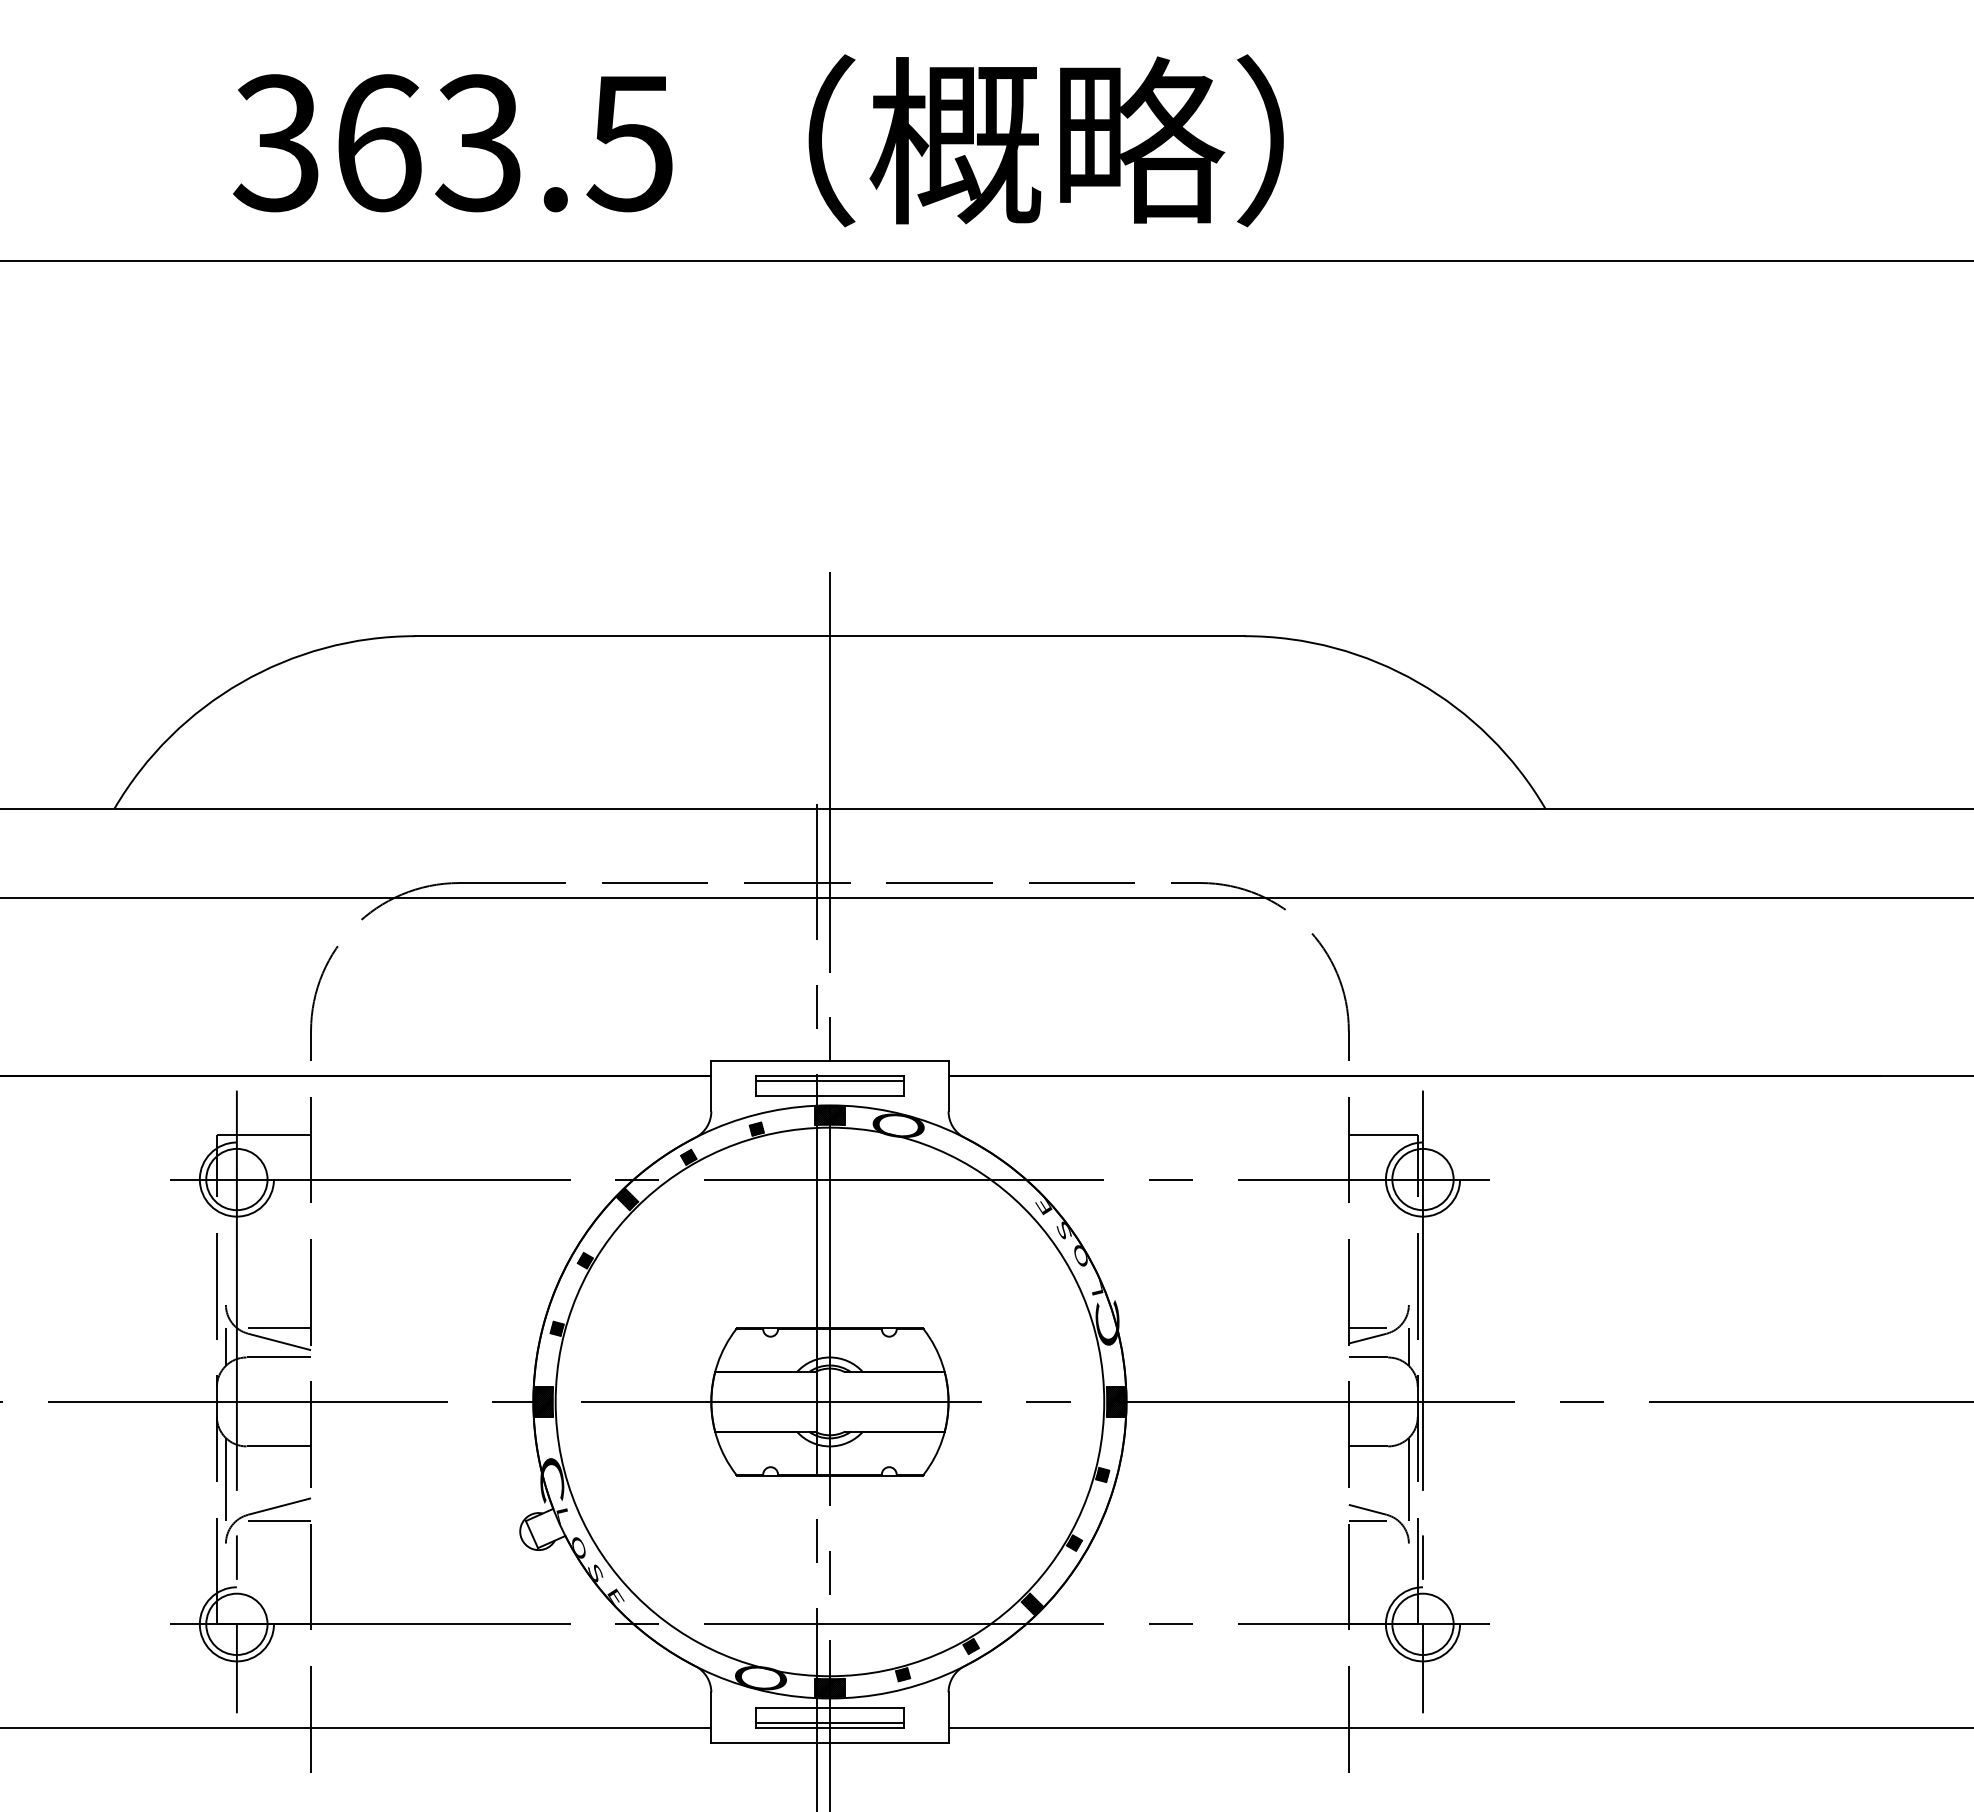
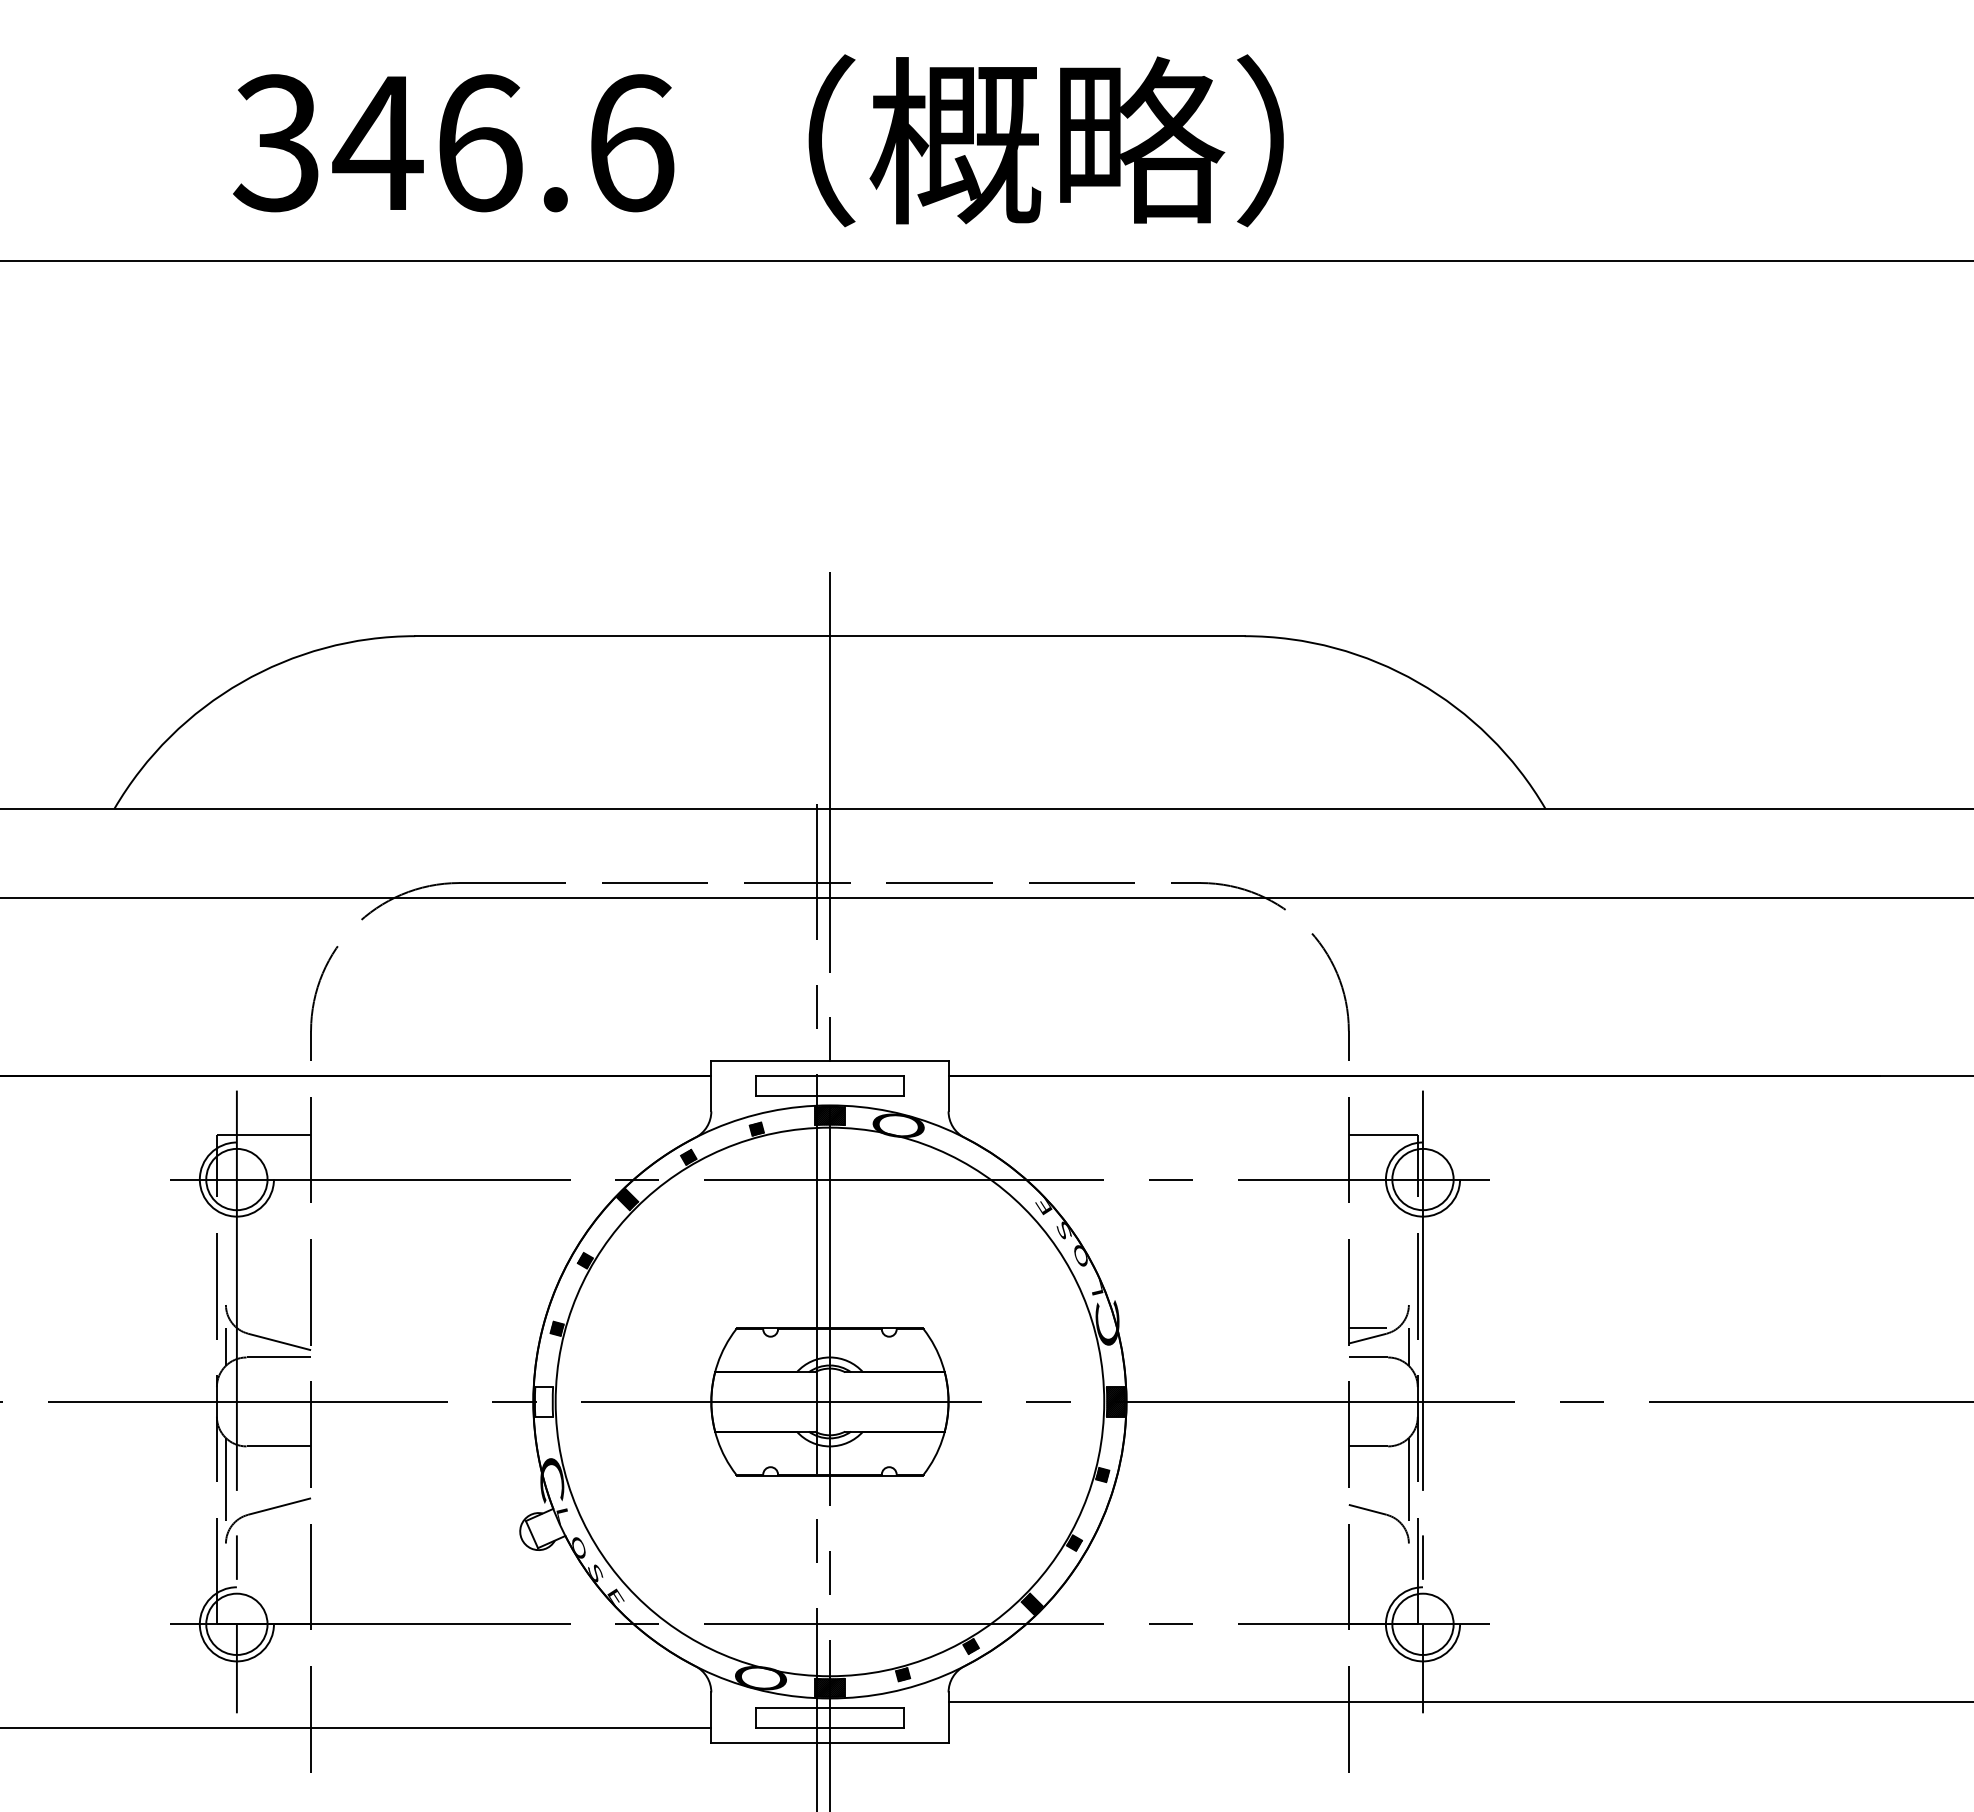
text: 363.5 -> 346.6 (503, 143)
line: present -> none (829, 1081)
line: present -> none (279, 1327)
hatch: present -> none (543, 1401)
line: present -> none (279, 1520)
line: present -> none (1367, 1520)
line: present -> none (829, 1722)
line position: (1459, 1728) -> (1459, 1702) (1459, 1702)
